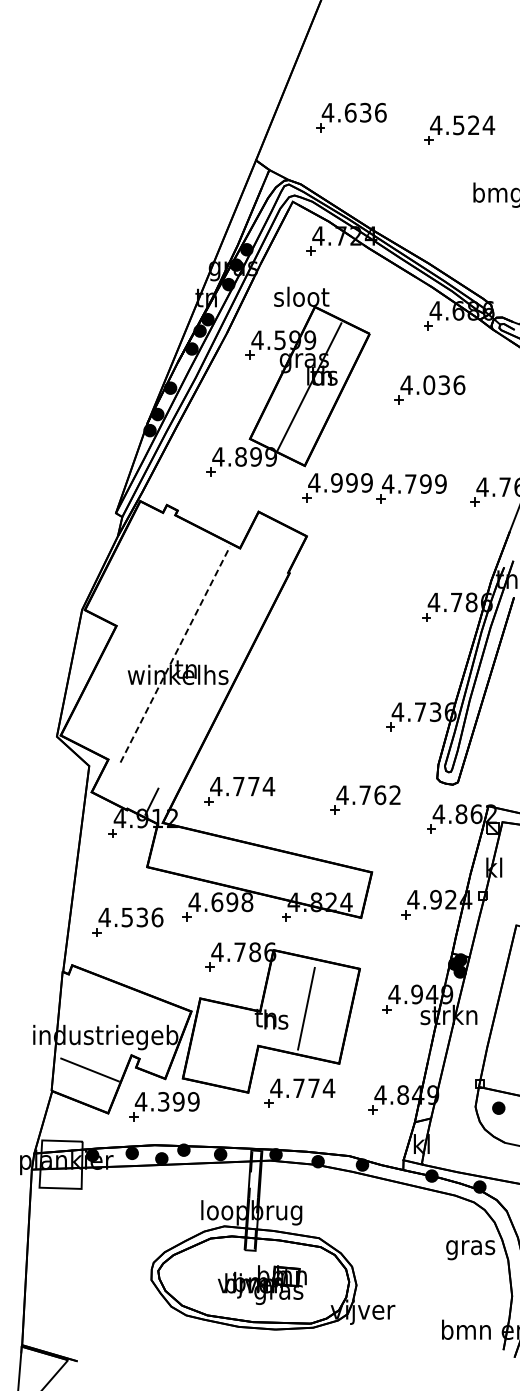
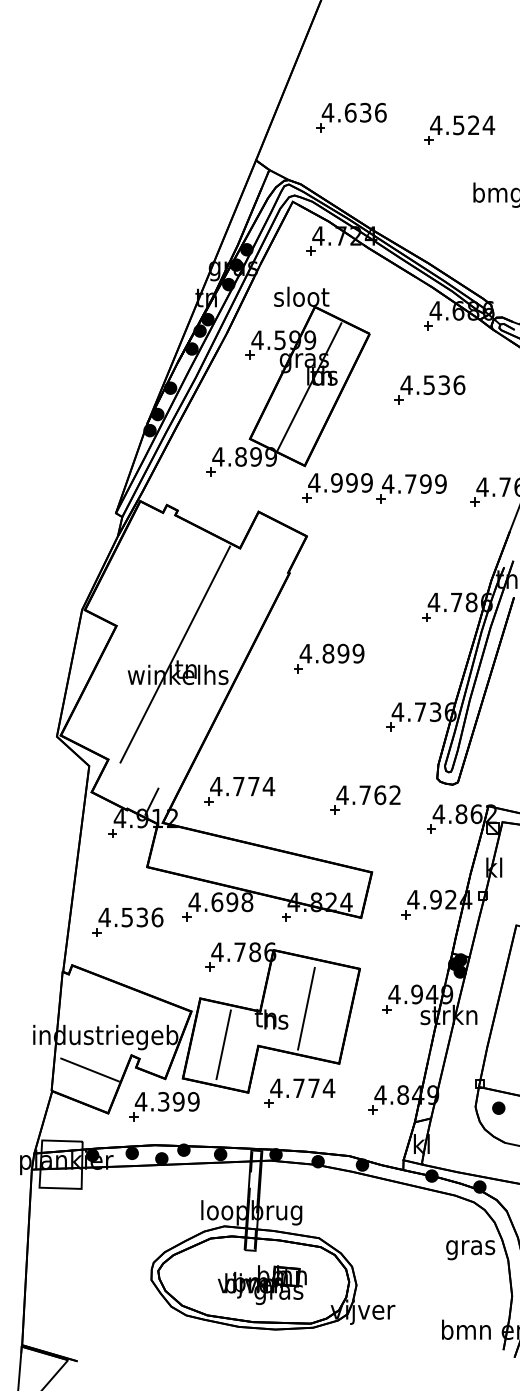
text: 4.036 -> 4.536 (429, 385)
line: dashed -> solid (175, 654)
part: none -> present (329, 658)
line: none -> present (223, 1044)
